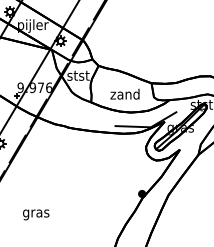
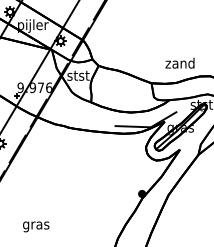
text position: (124, 93) -> (179, 62) (179, 62)
text position: (36, 214) -> (36, 226) (36, 226)
